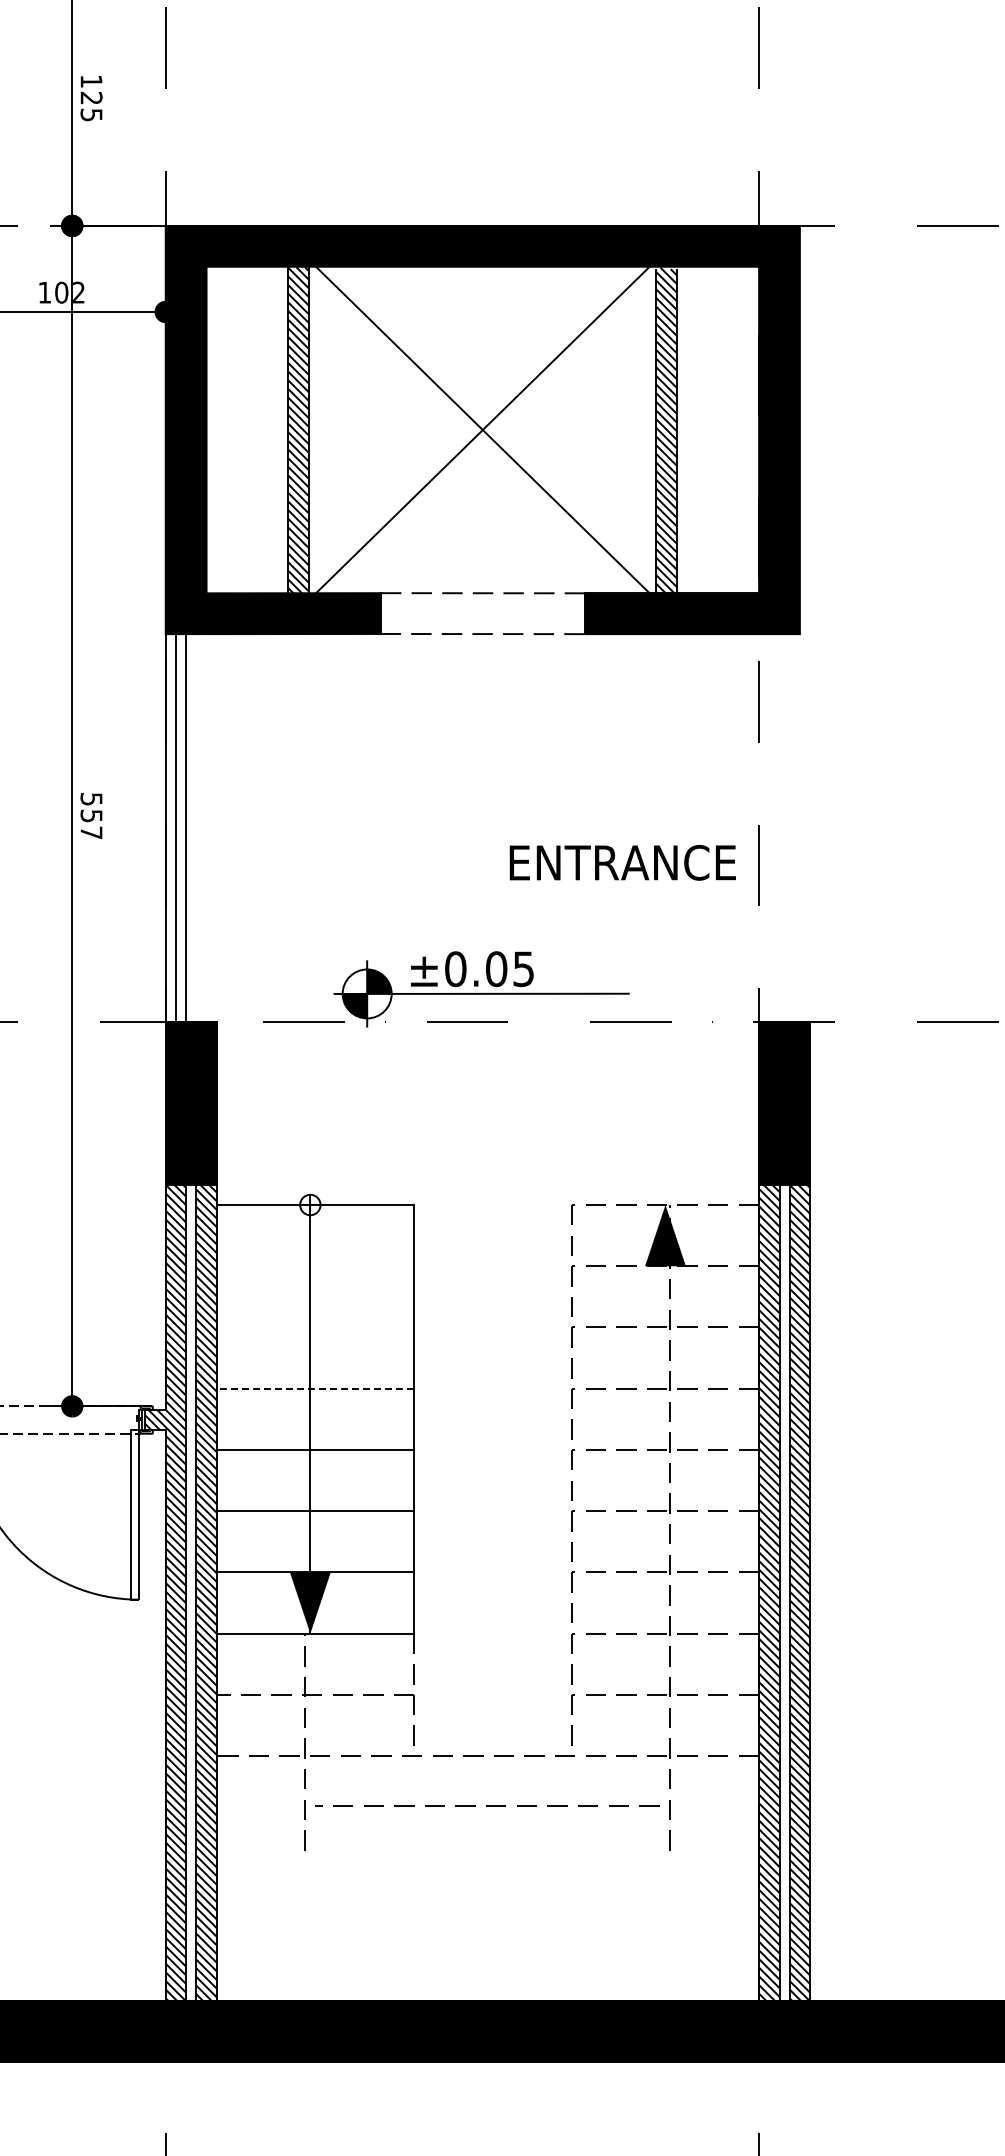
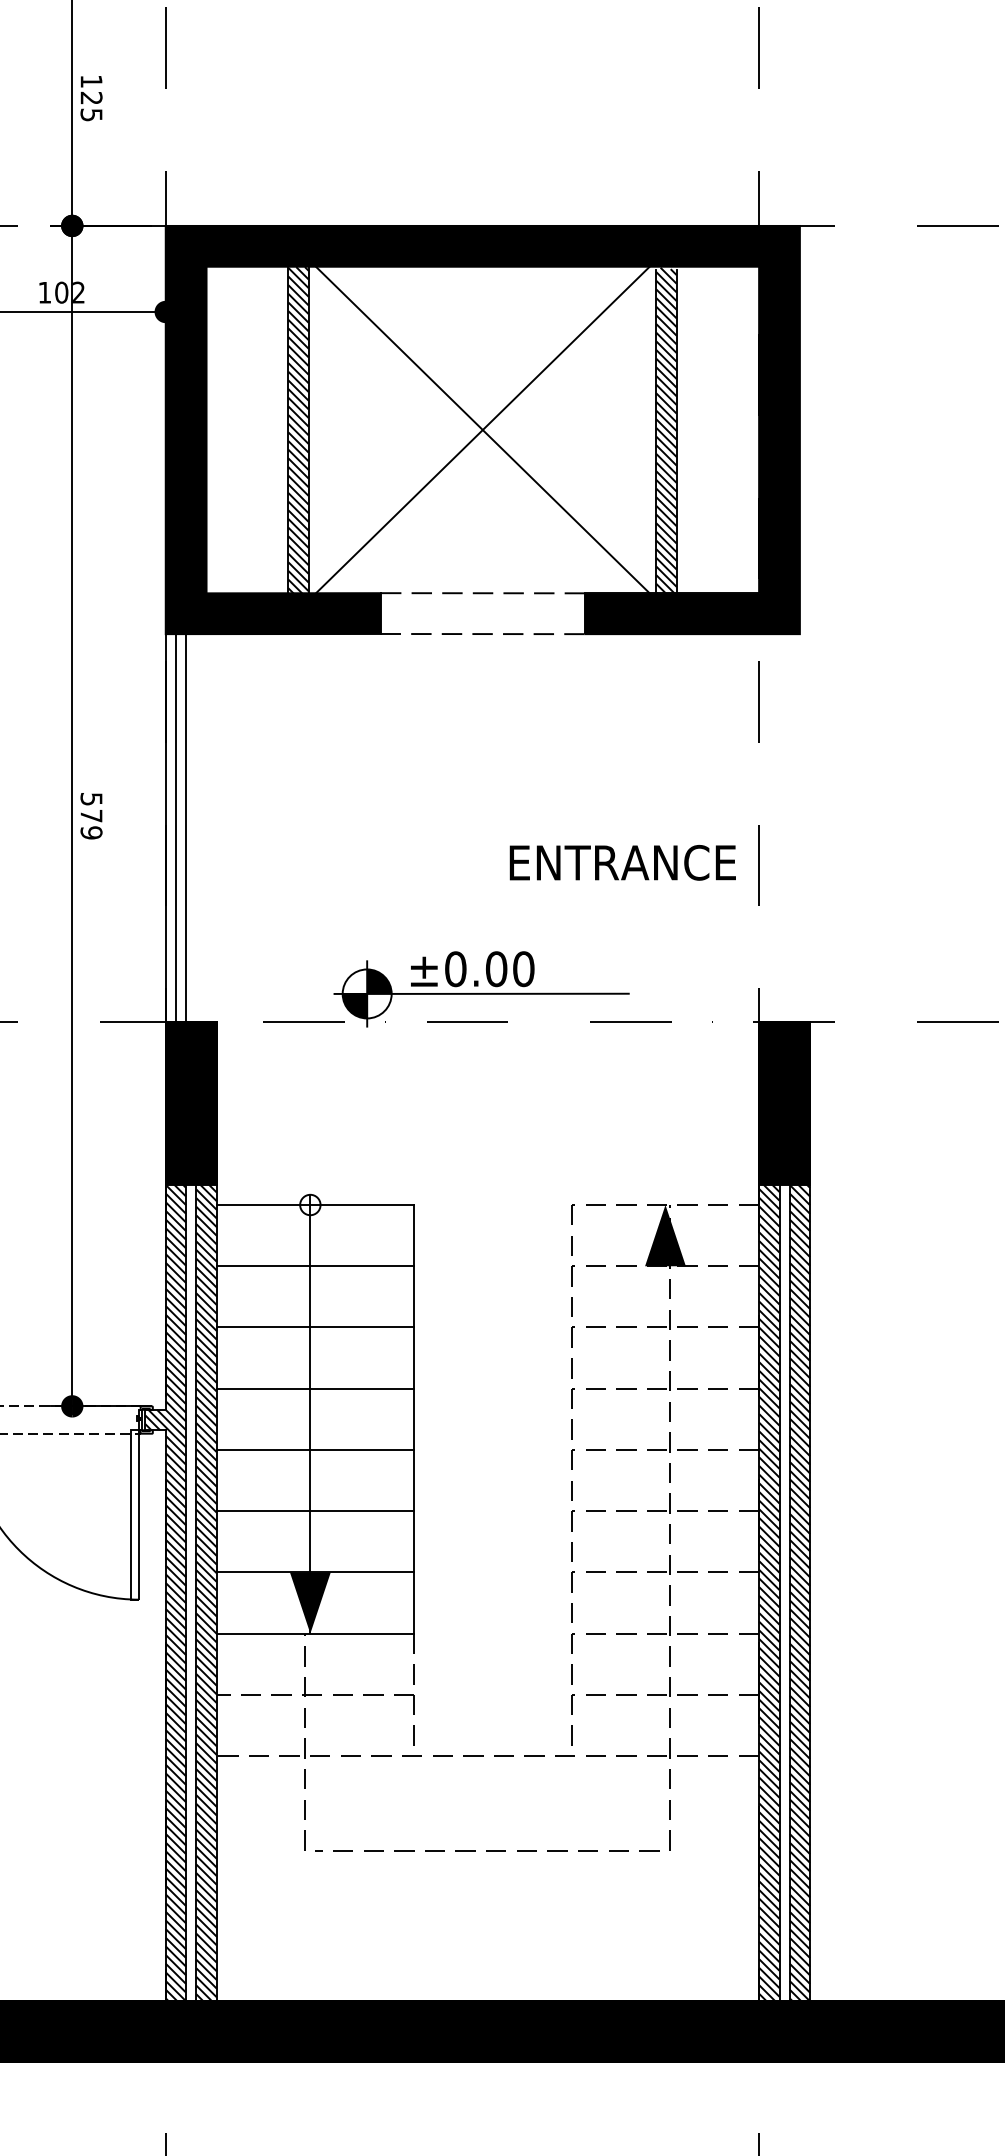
text: 557 -> 579 (91, 824)
text: ±0.05 -> ±0.00 (523, 969)
line: none -> present (315, 1266)
line: none -> present (315, 1327)
line: dashed -> solid (315, 1388)
line position: (487, 1805) -> (487, 1850) (487, 1850)
